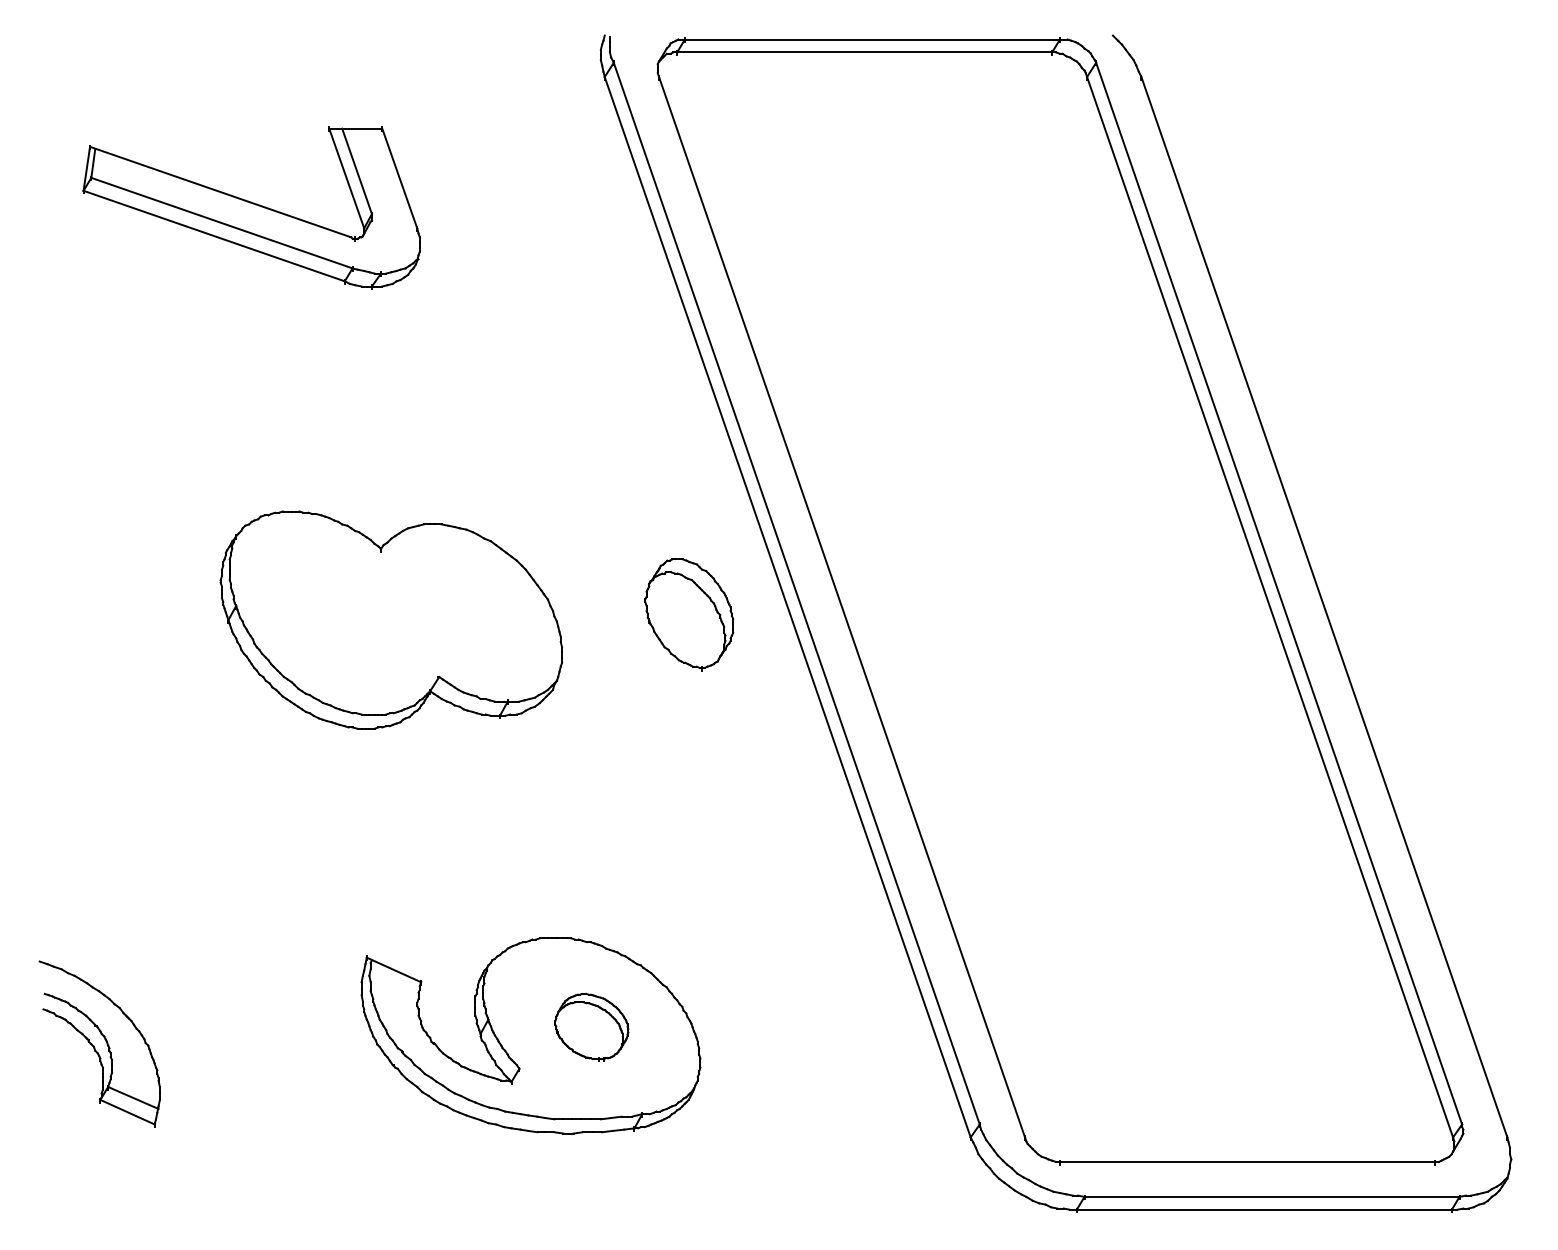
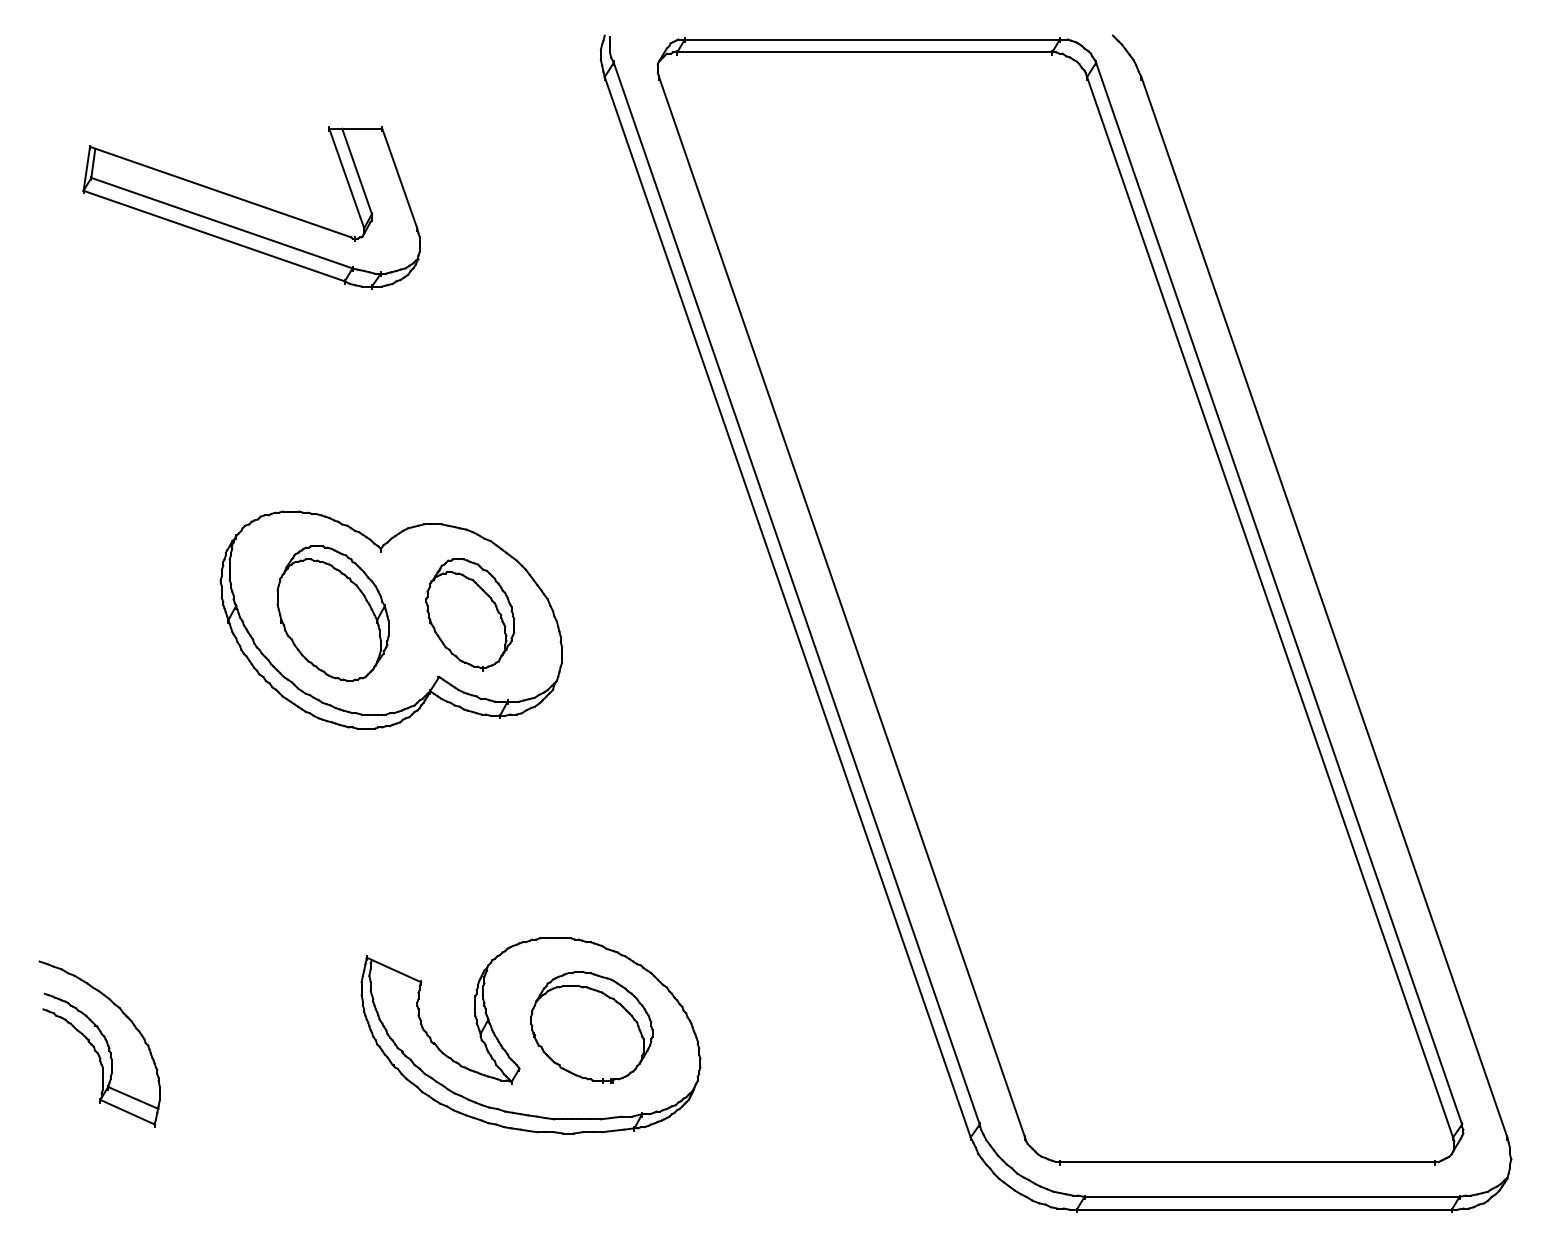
part: none -> present (332, 613)
part position: (689, 614) -> (470, 614) (470, 614)
part size: 76x69 px -> 124x114 px (591, 1026)
